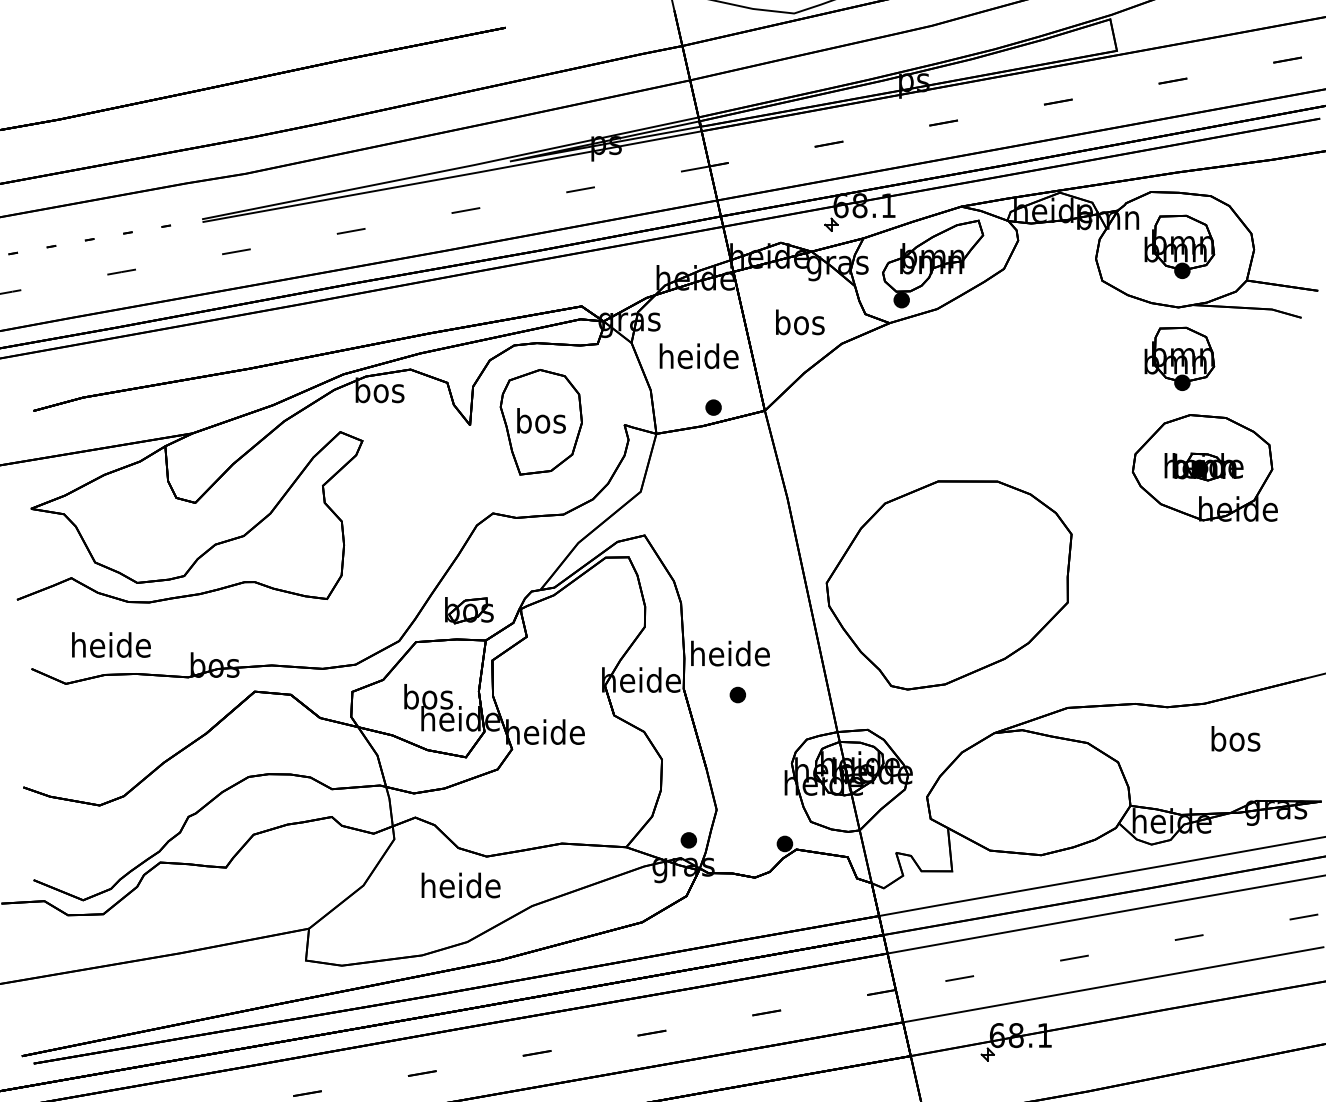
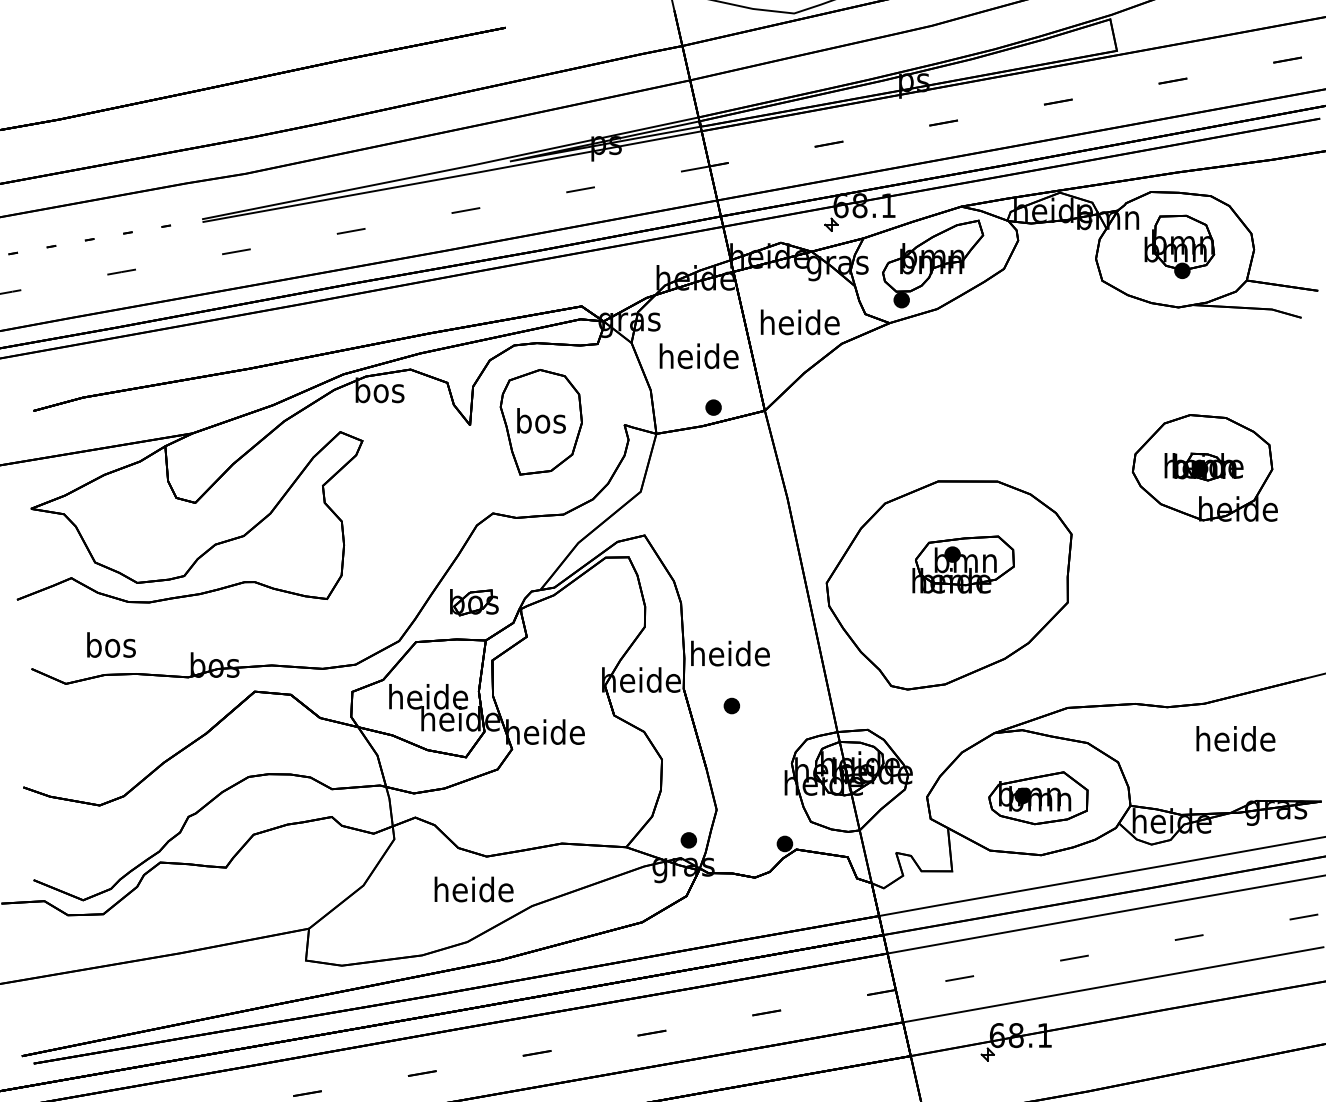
text: bos -> heide (799, 322)
part: present -> none (1179, 358)
part: none -> present (963, 564)
part position: (469, 610) -> (474, 602) (474, 602)
text: heide -> bos (111, 644)
part position: (737, 694) -> (731, 705) (731, 705)
text: bos -> heide (428, 696)
text: bos -> heide (1235, 738)
part: none -> present (1038, 798)
text position: (460, 885) -> (473, 889) (473, 889)
